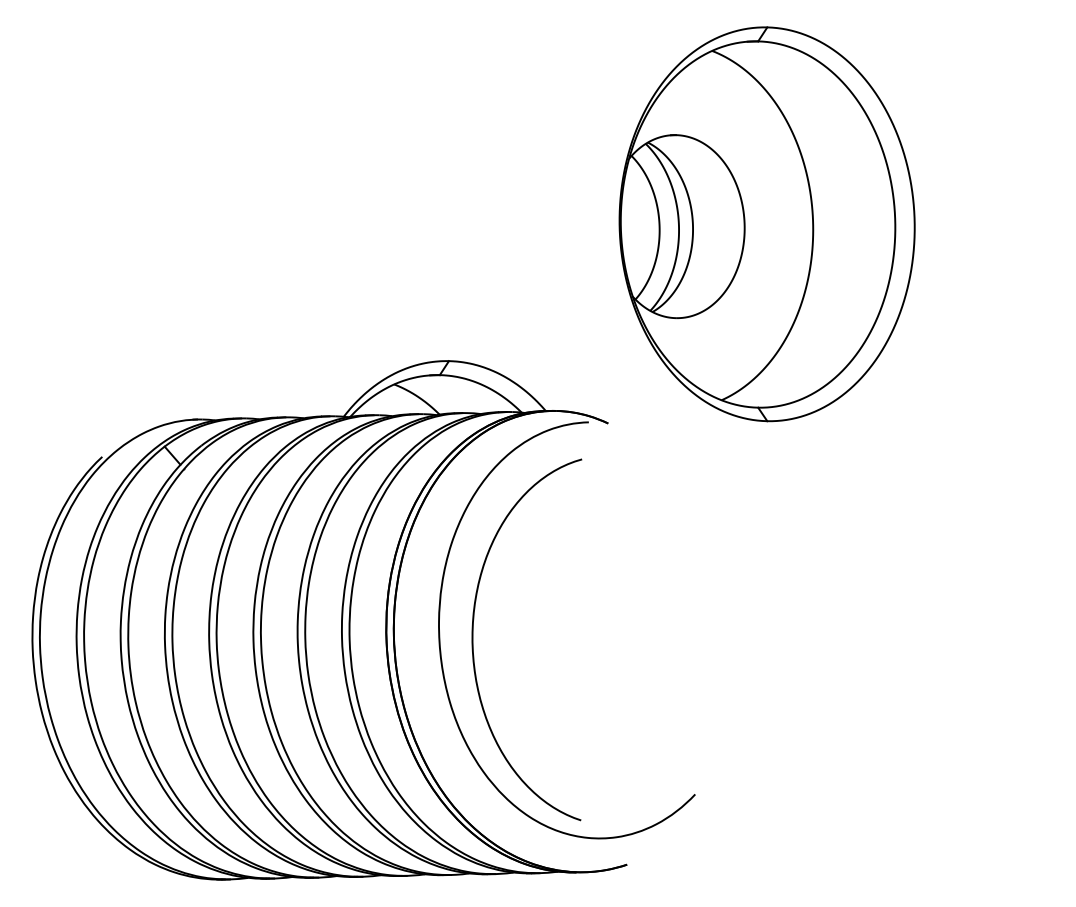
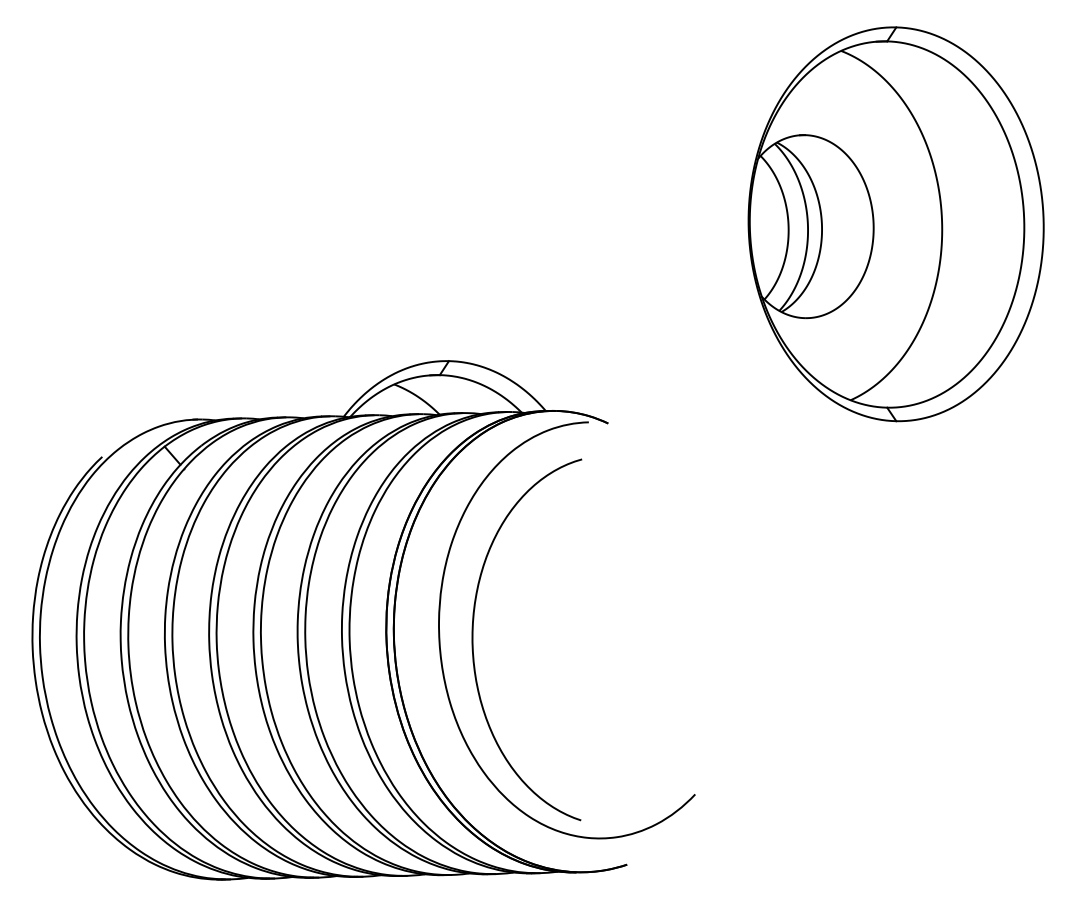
part position: (766, 224) -> (895, 224) (895, 224)
